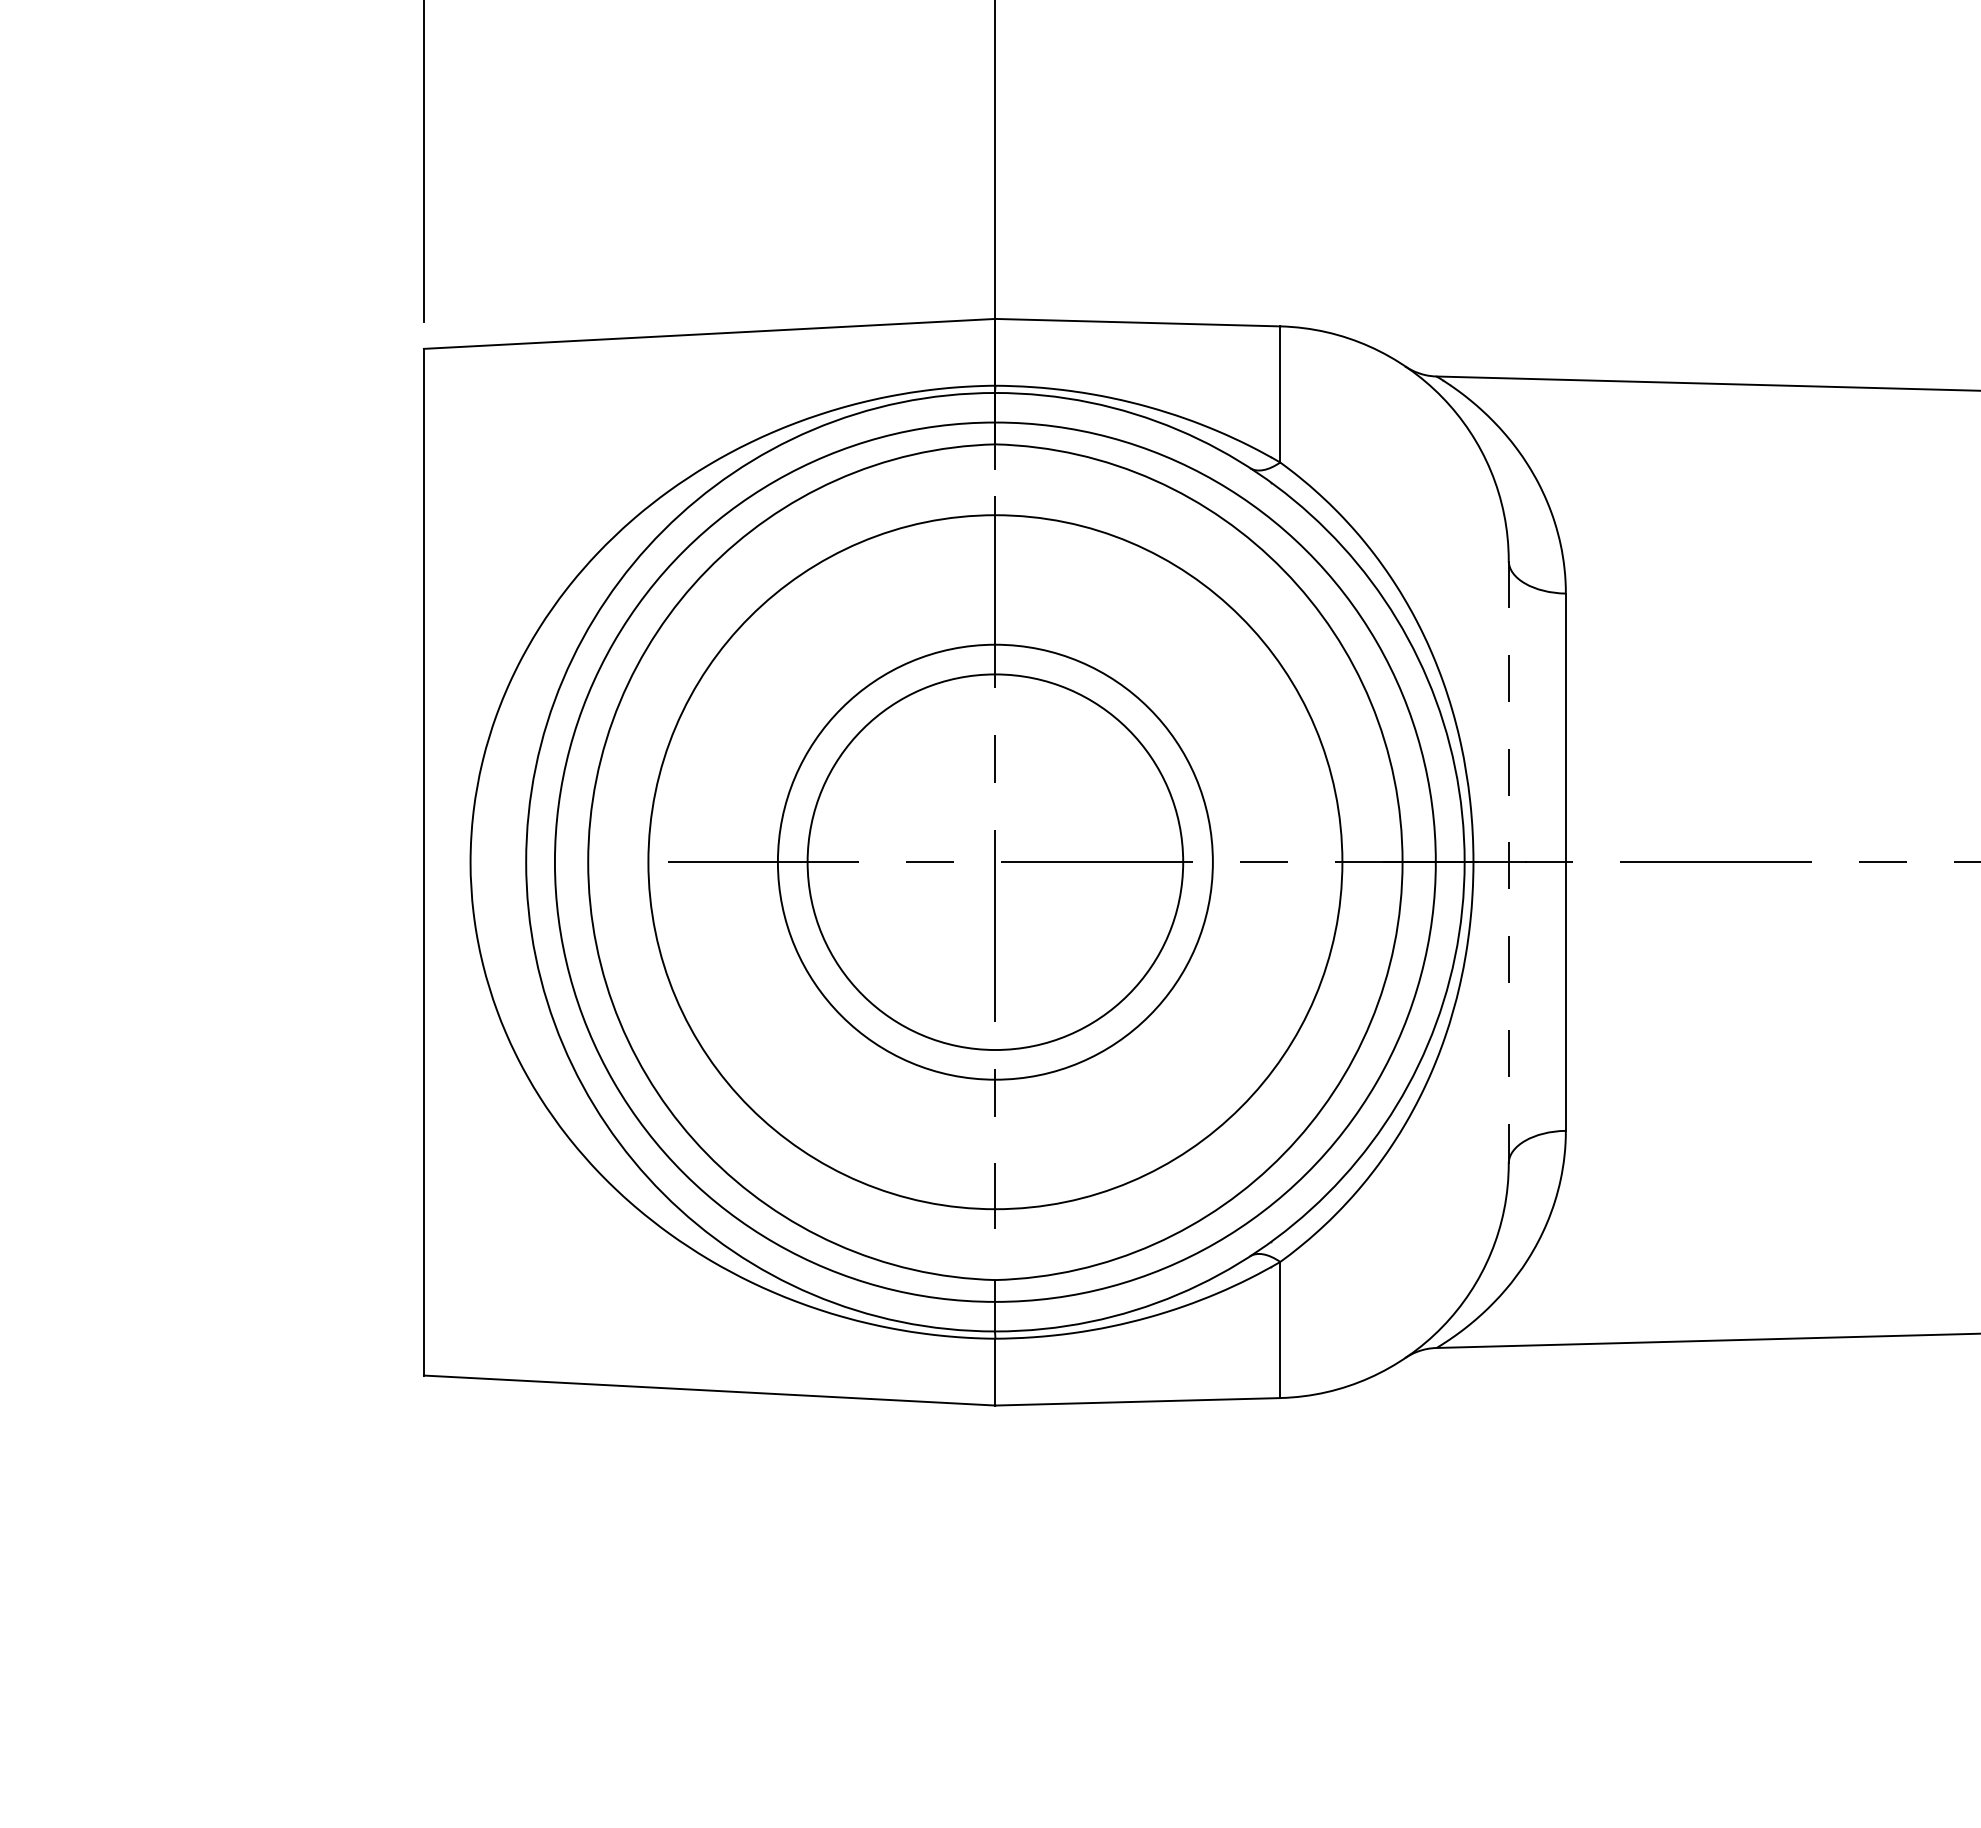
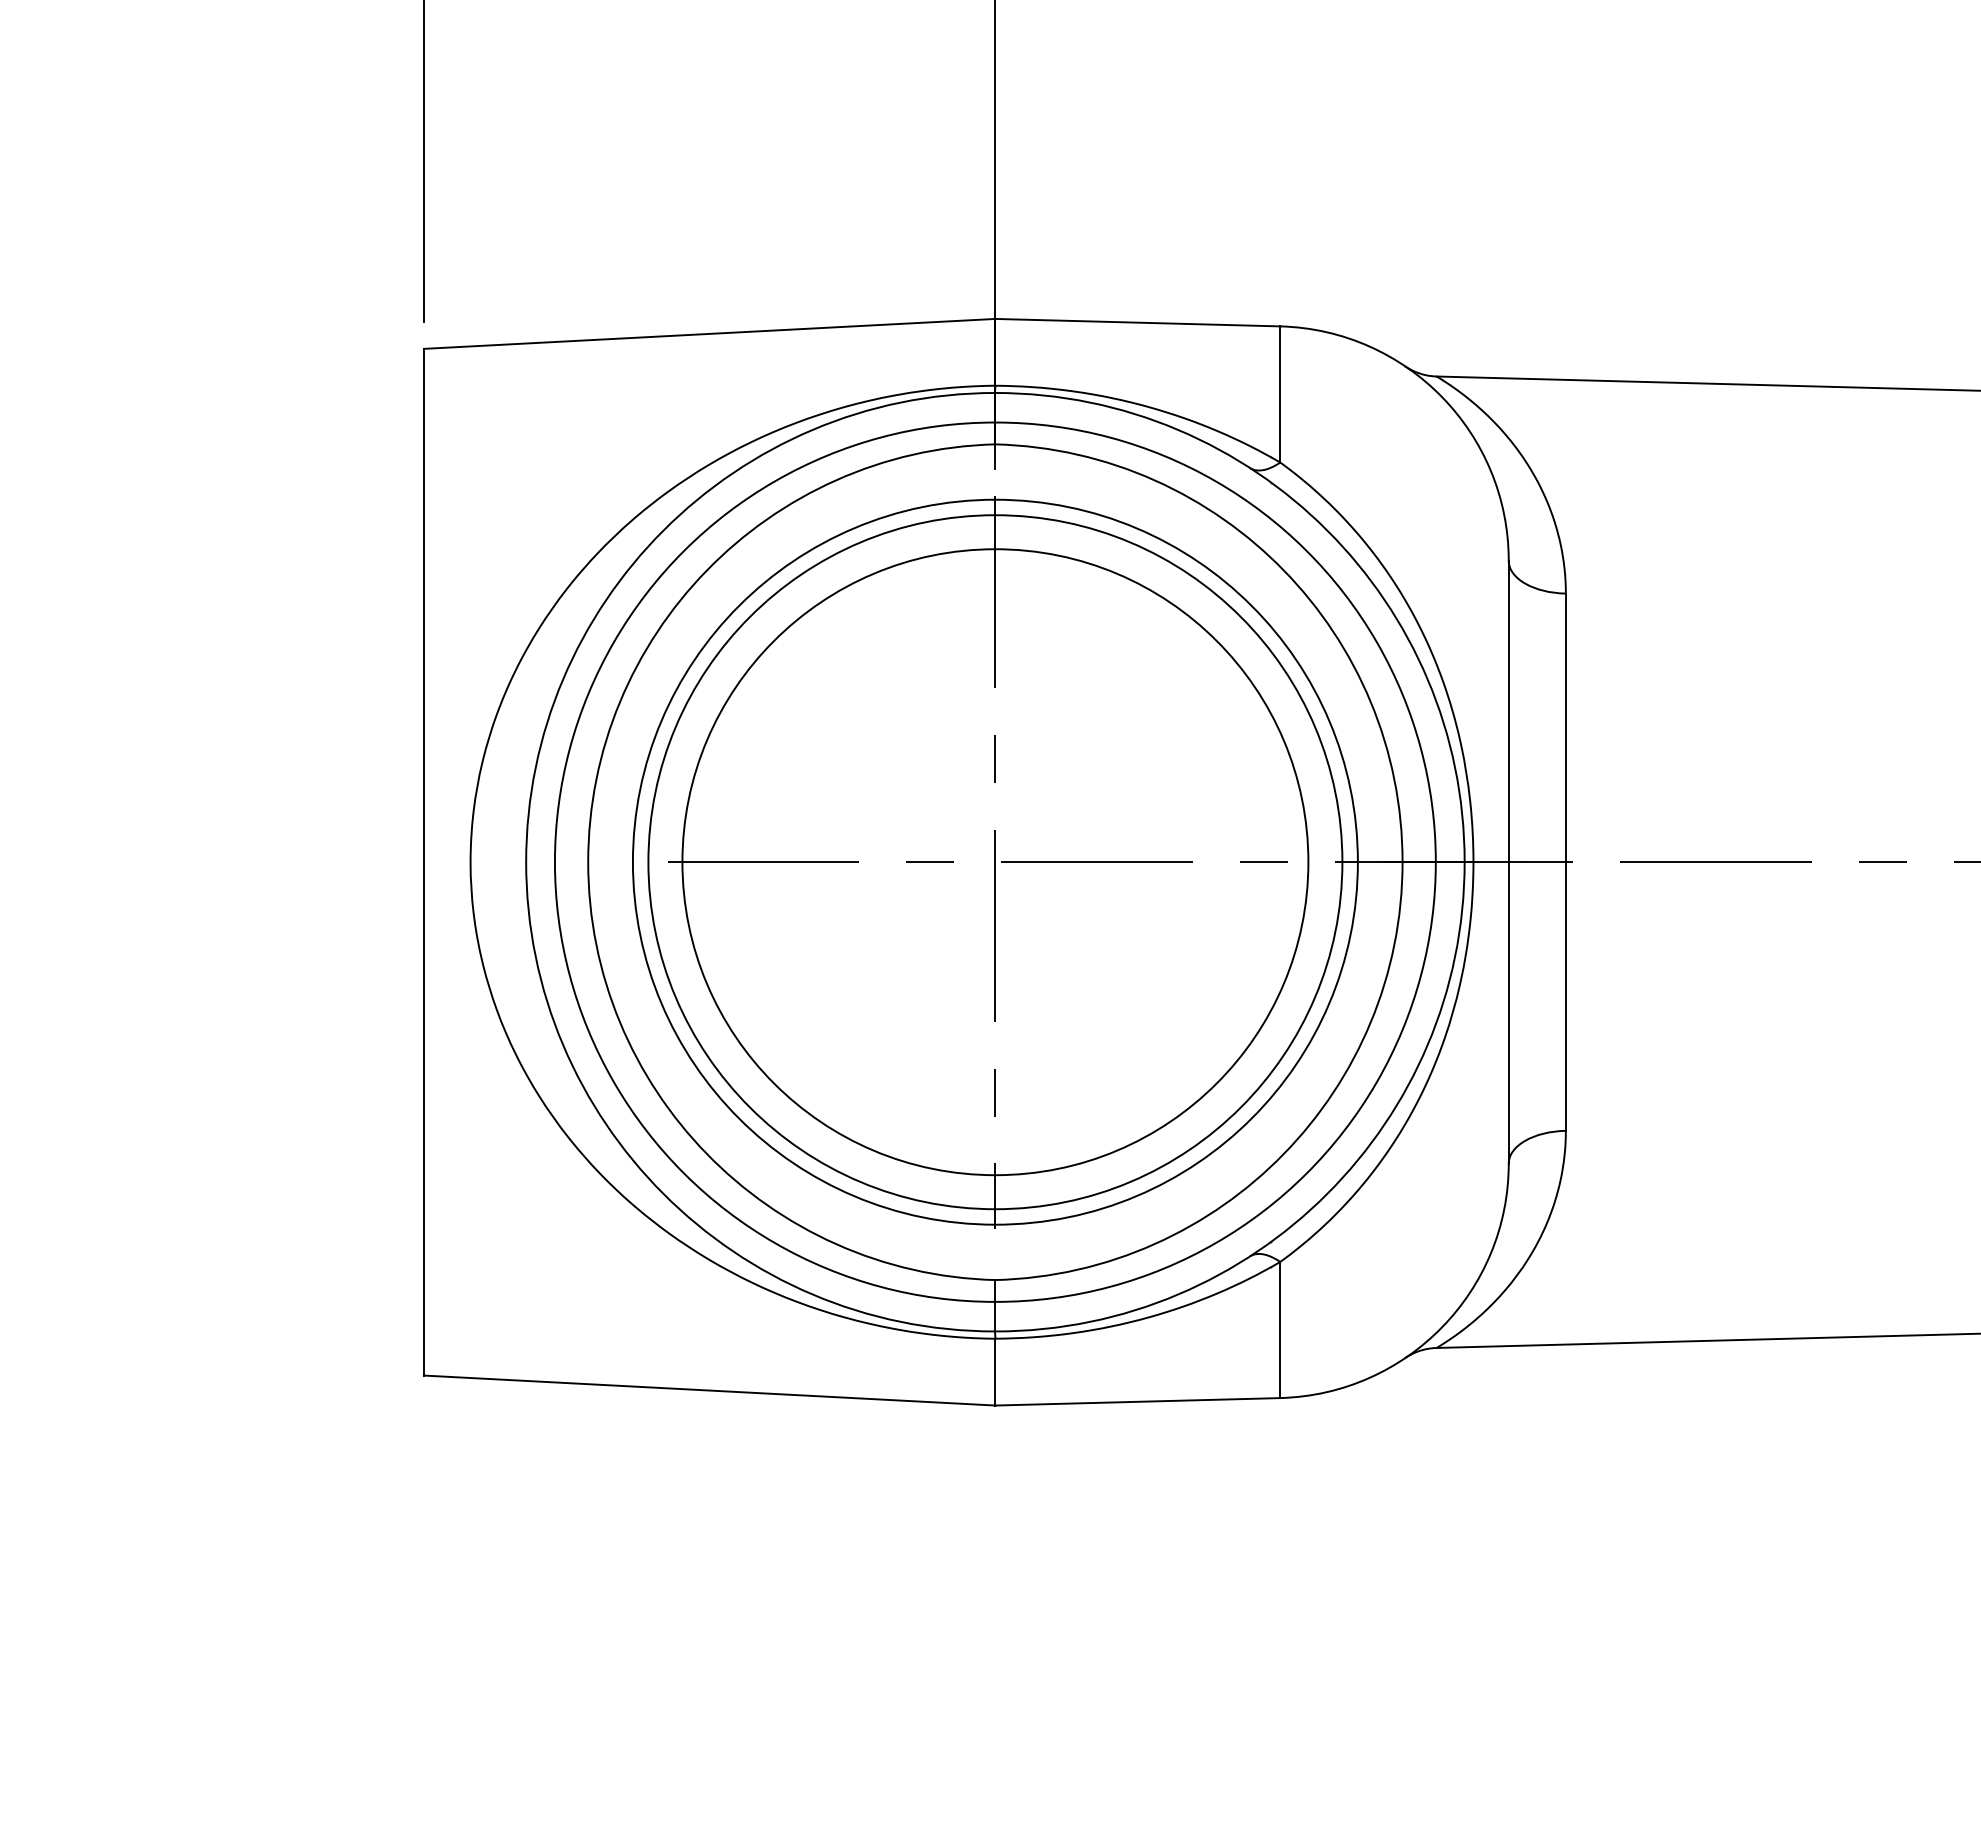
circle diameter: 435 px -> 725 px (994, 861)
circle diameter: 376 px -> 626 px (995, 862)
line: dashed -> solid (1508, 862)
